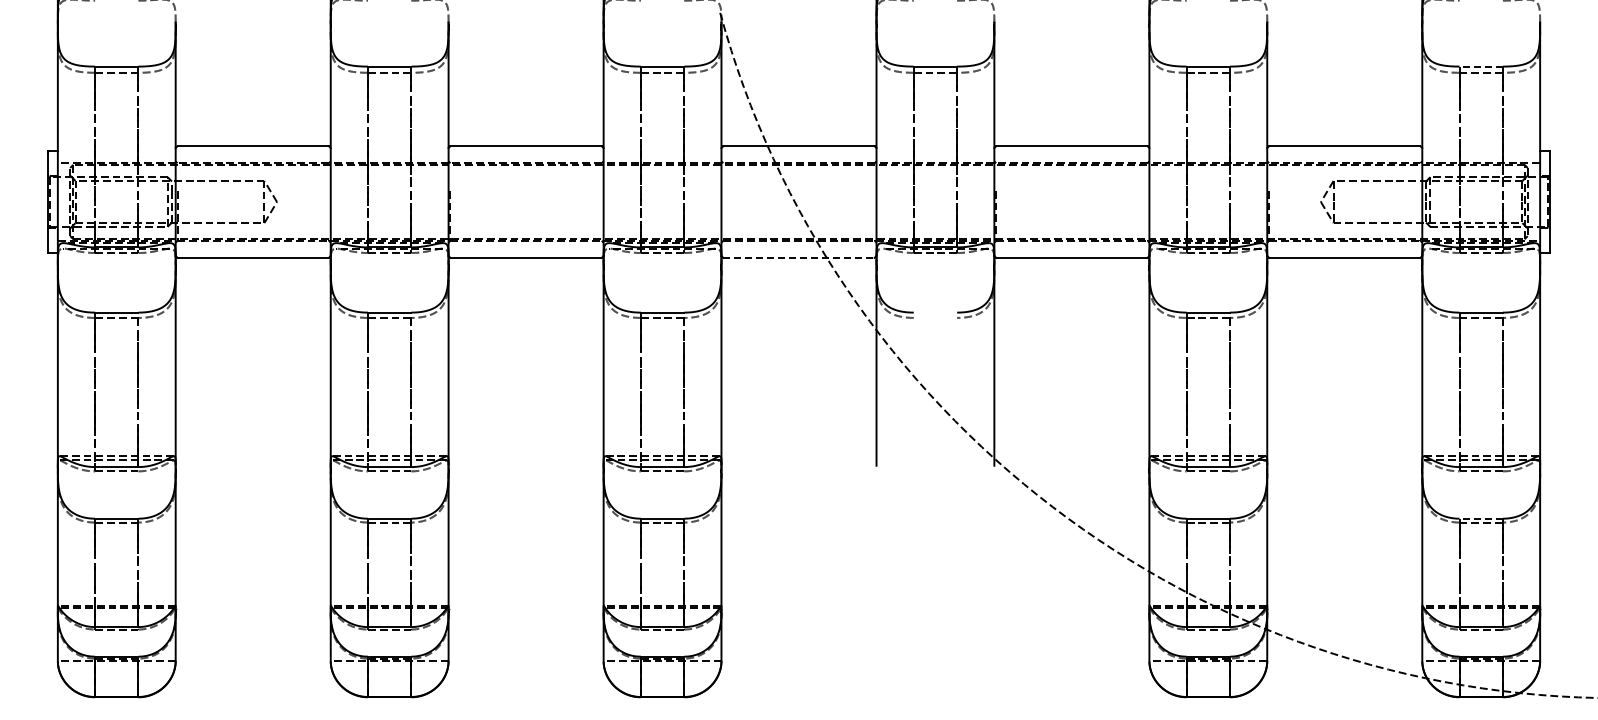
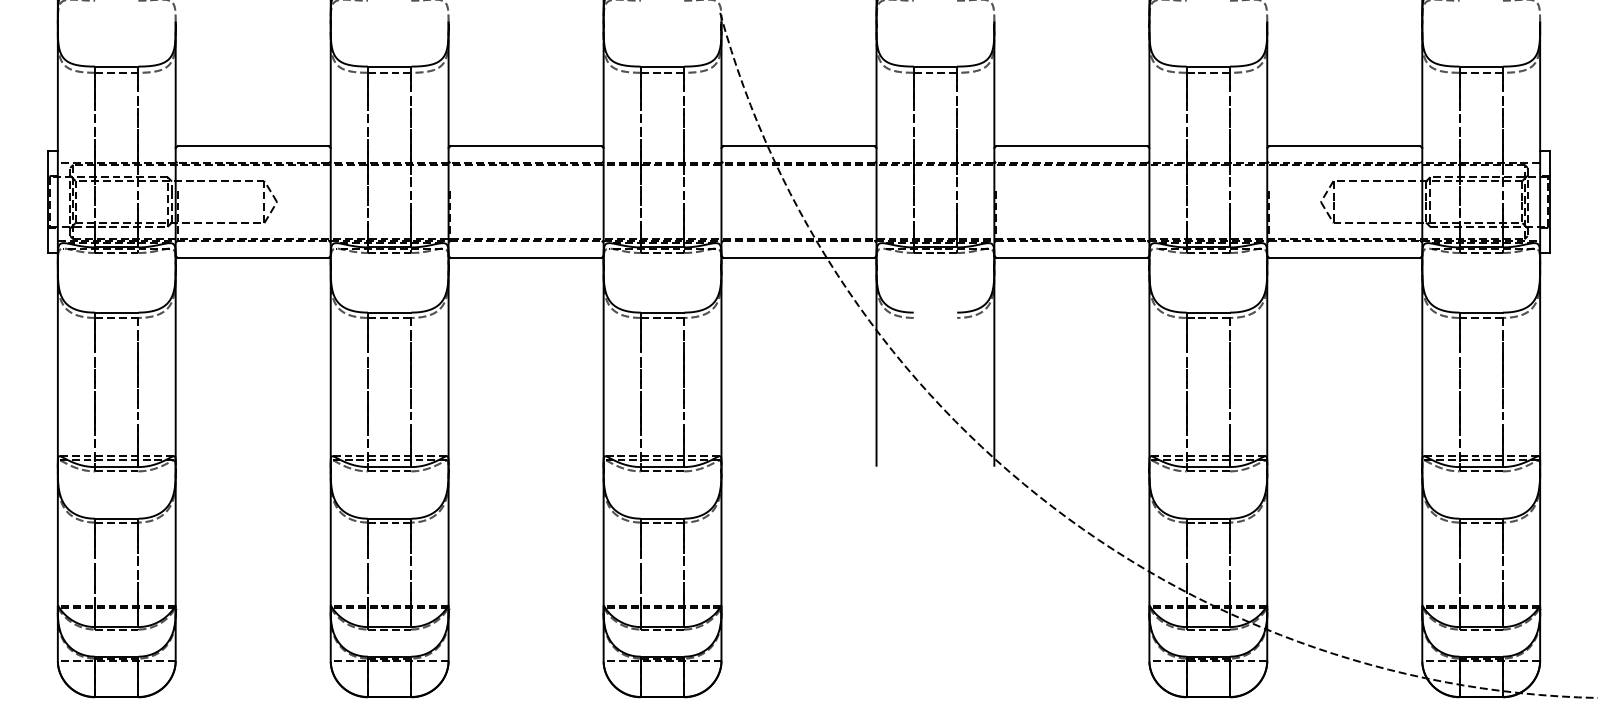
line: dashed -> solid (1481, 66)
line: dashed -> solid (799, 257)
line: dashed -> solid (1481, 518)
